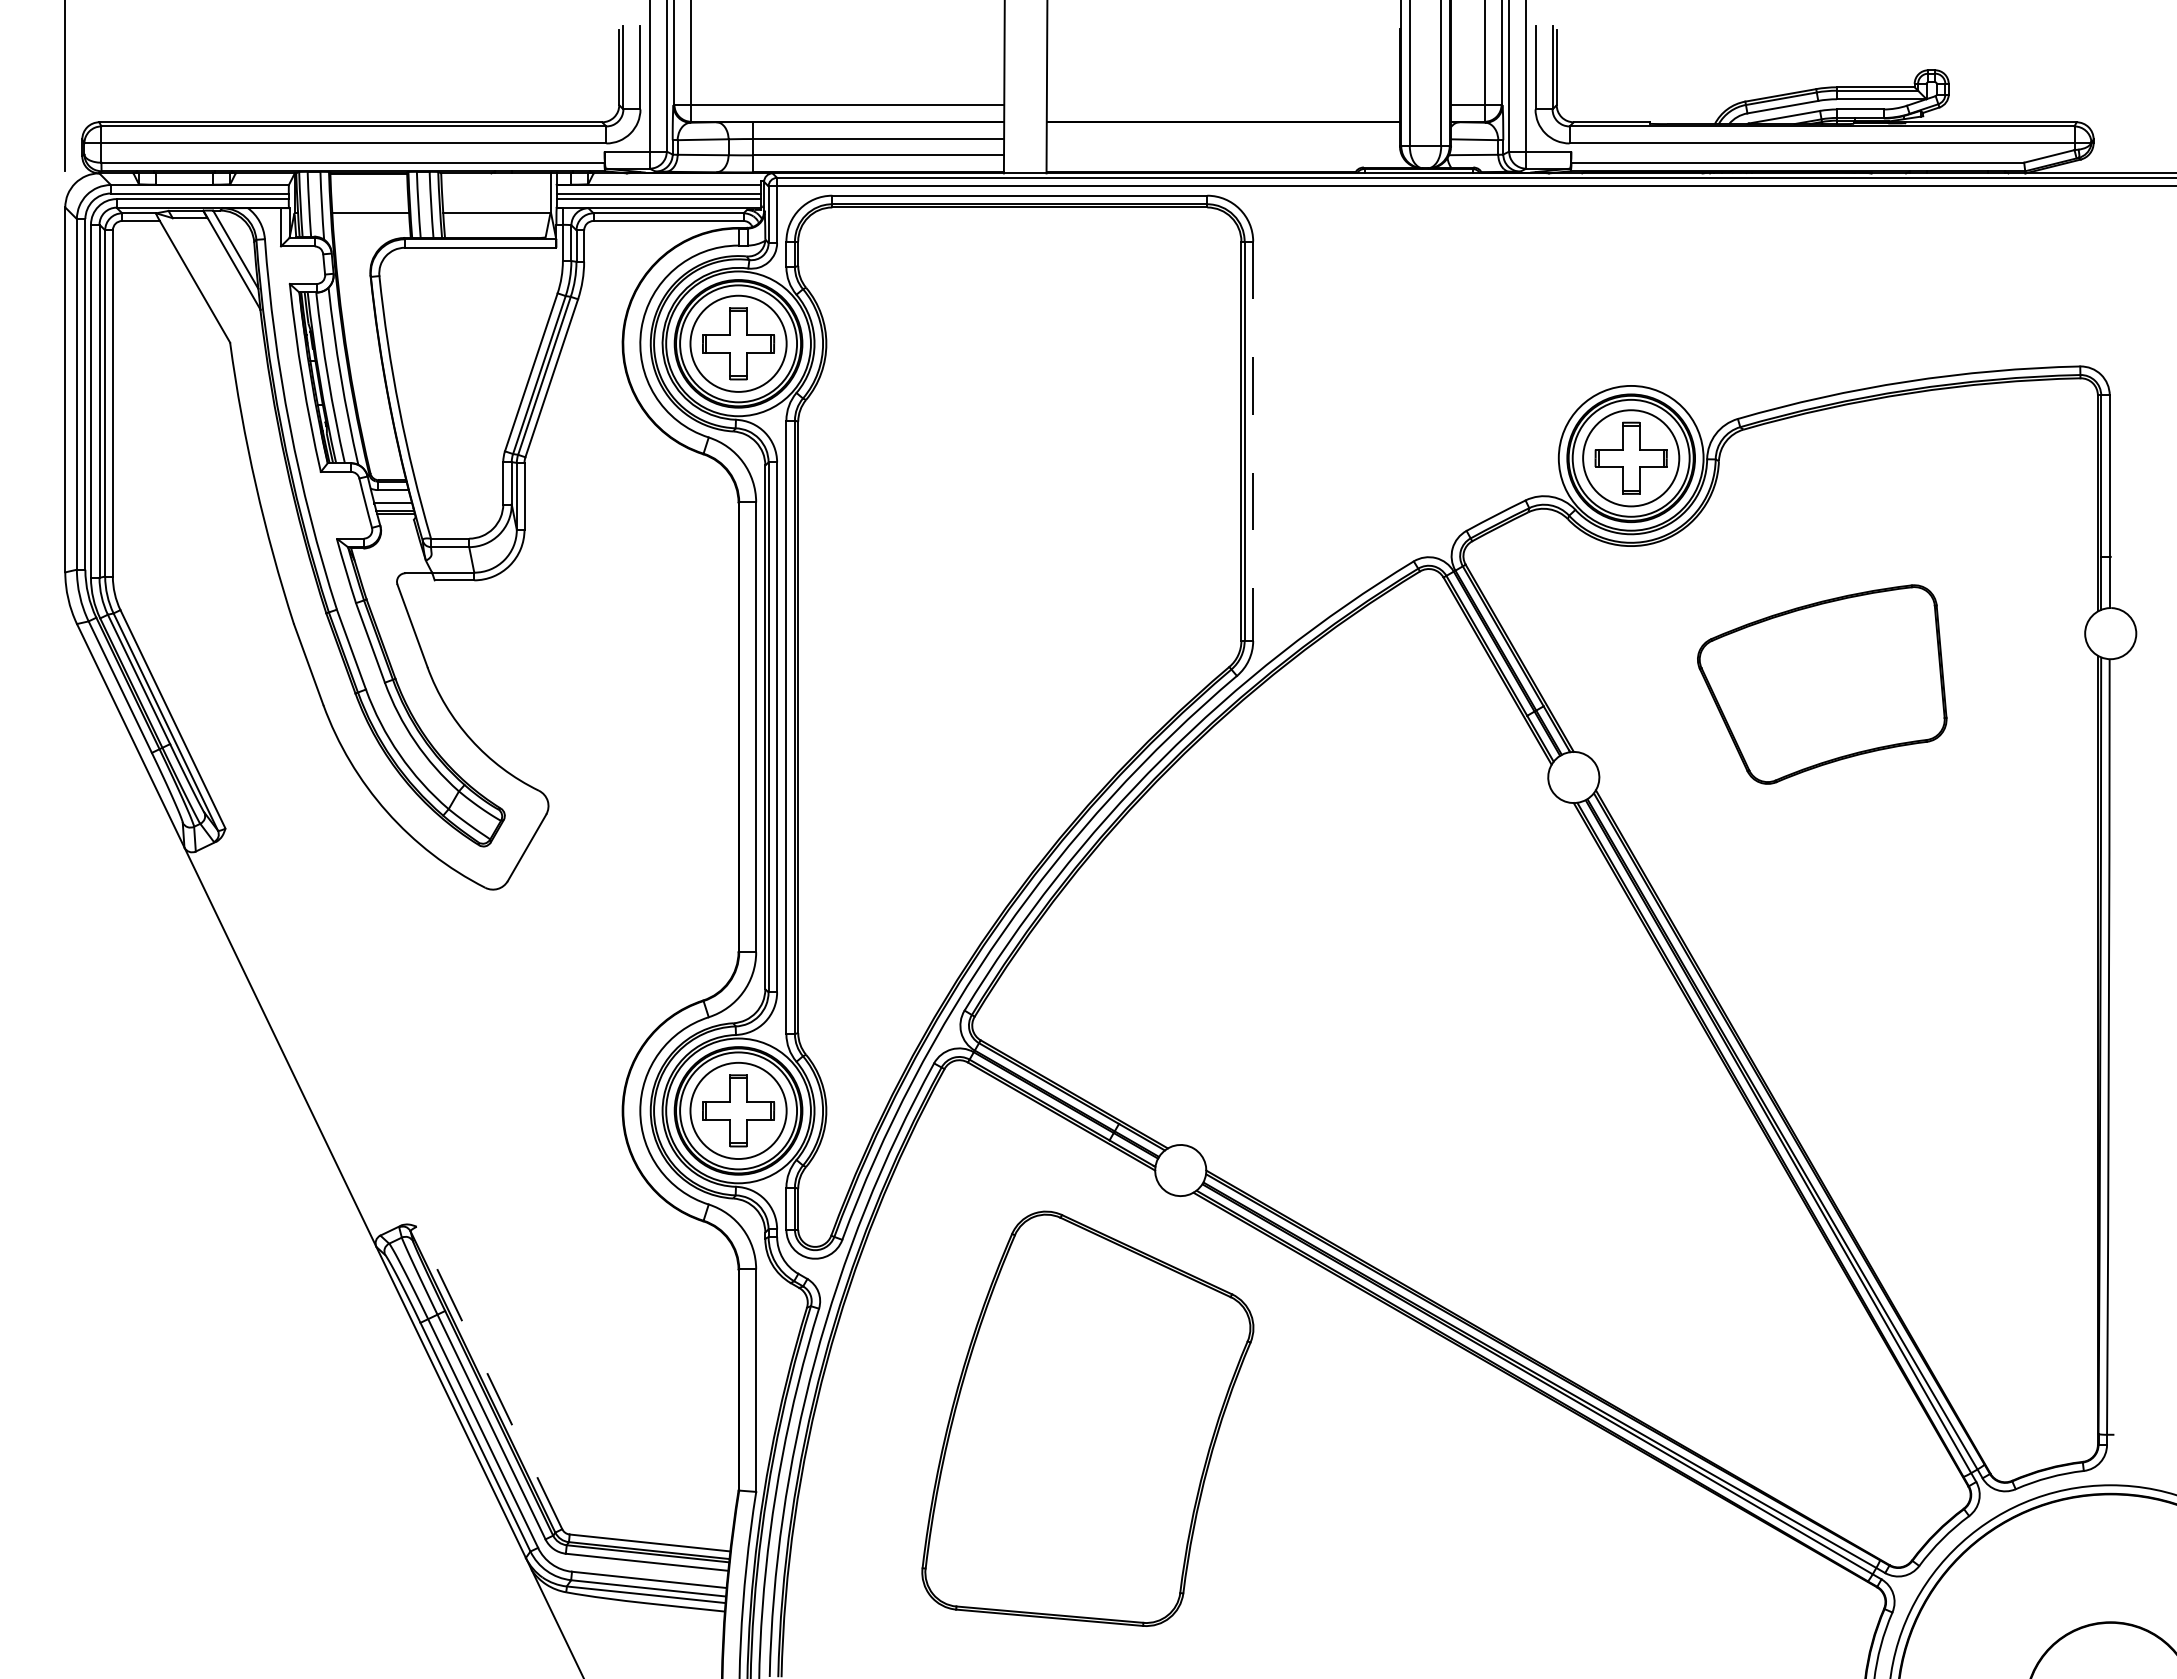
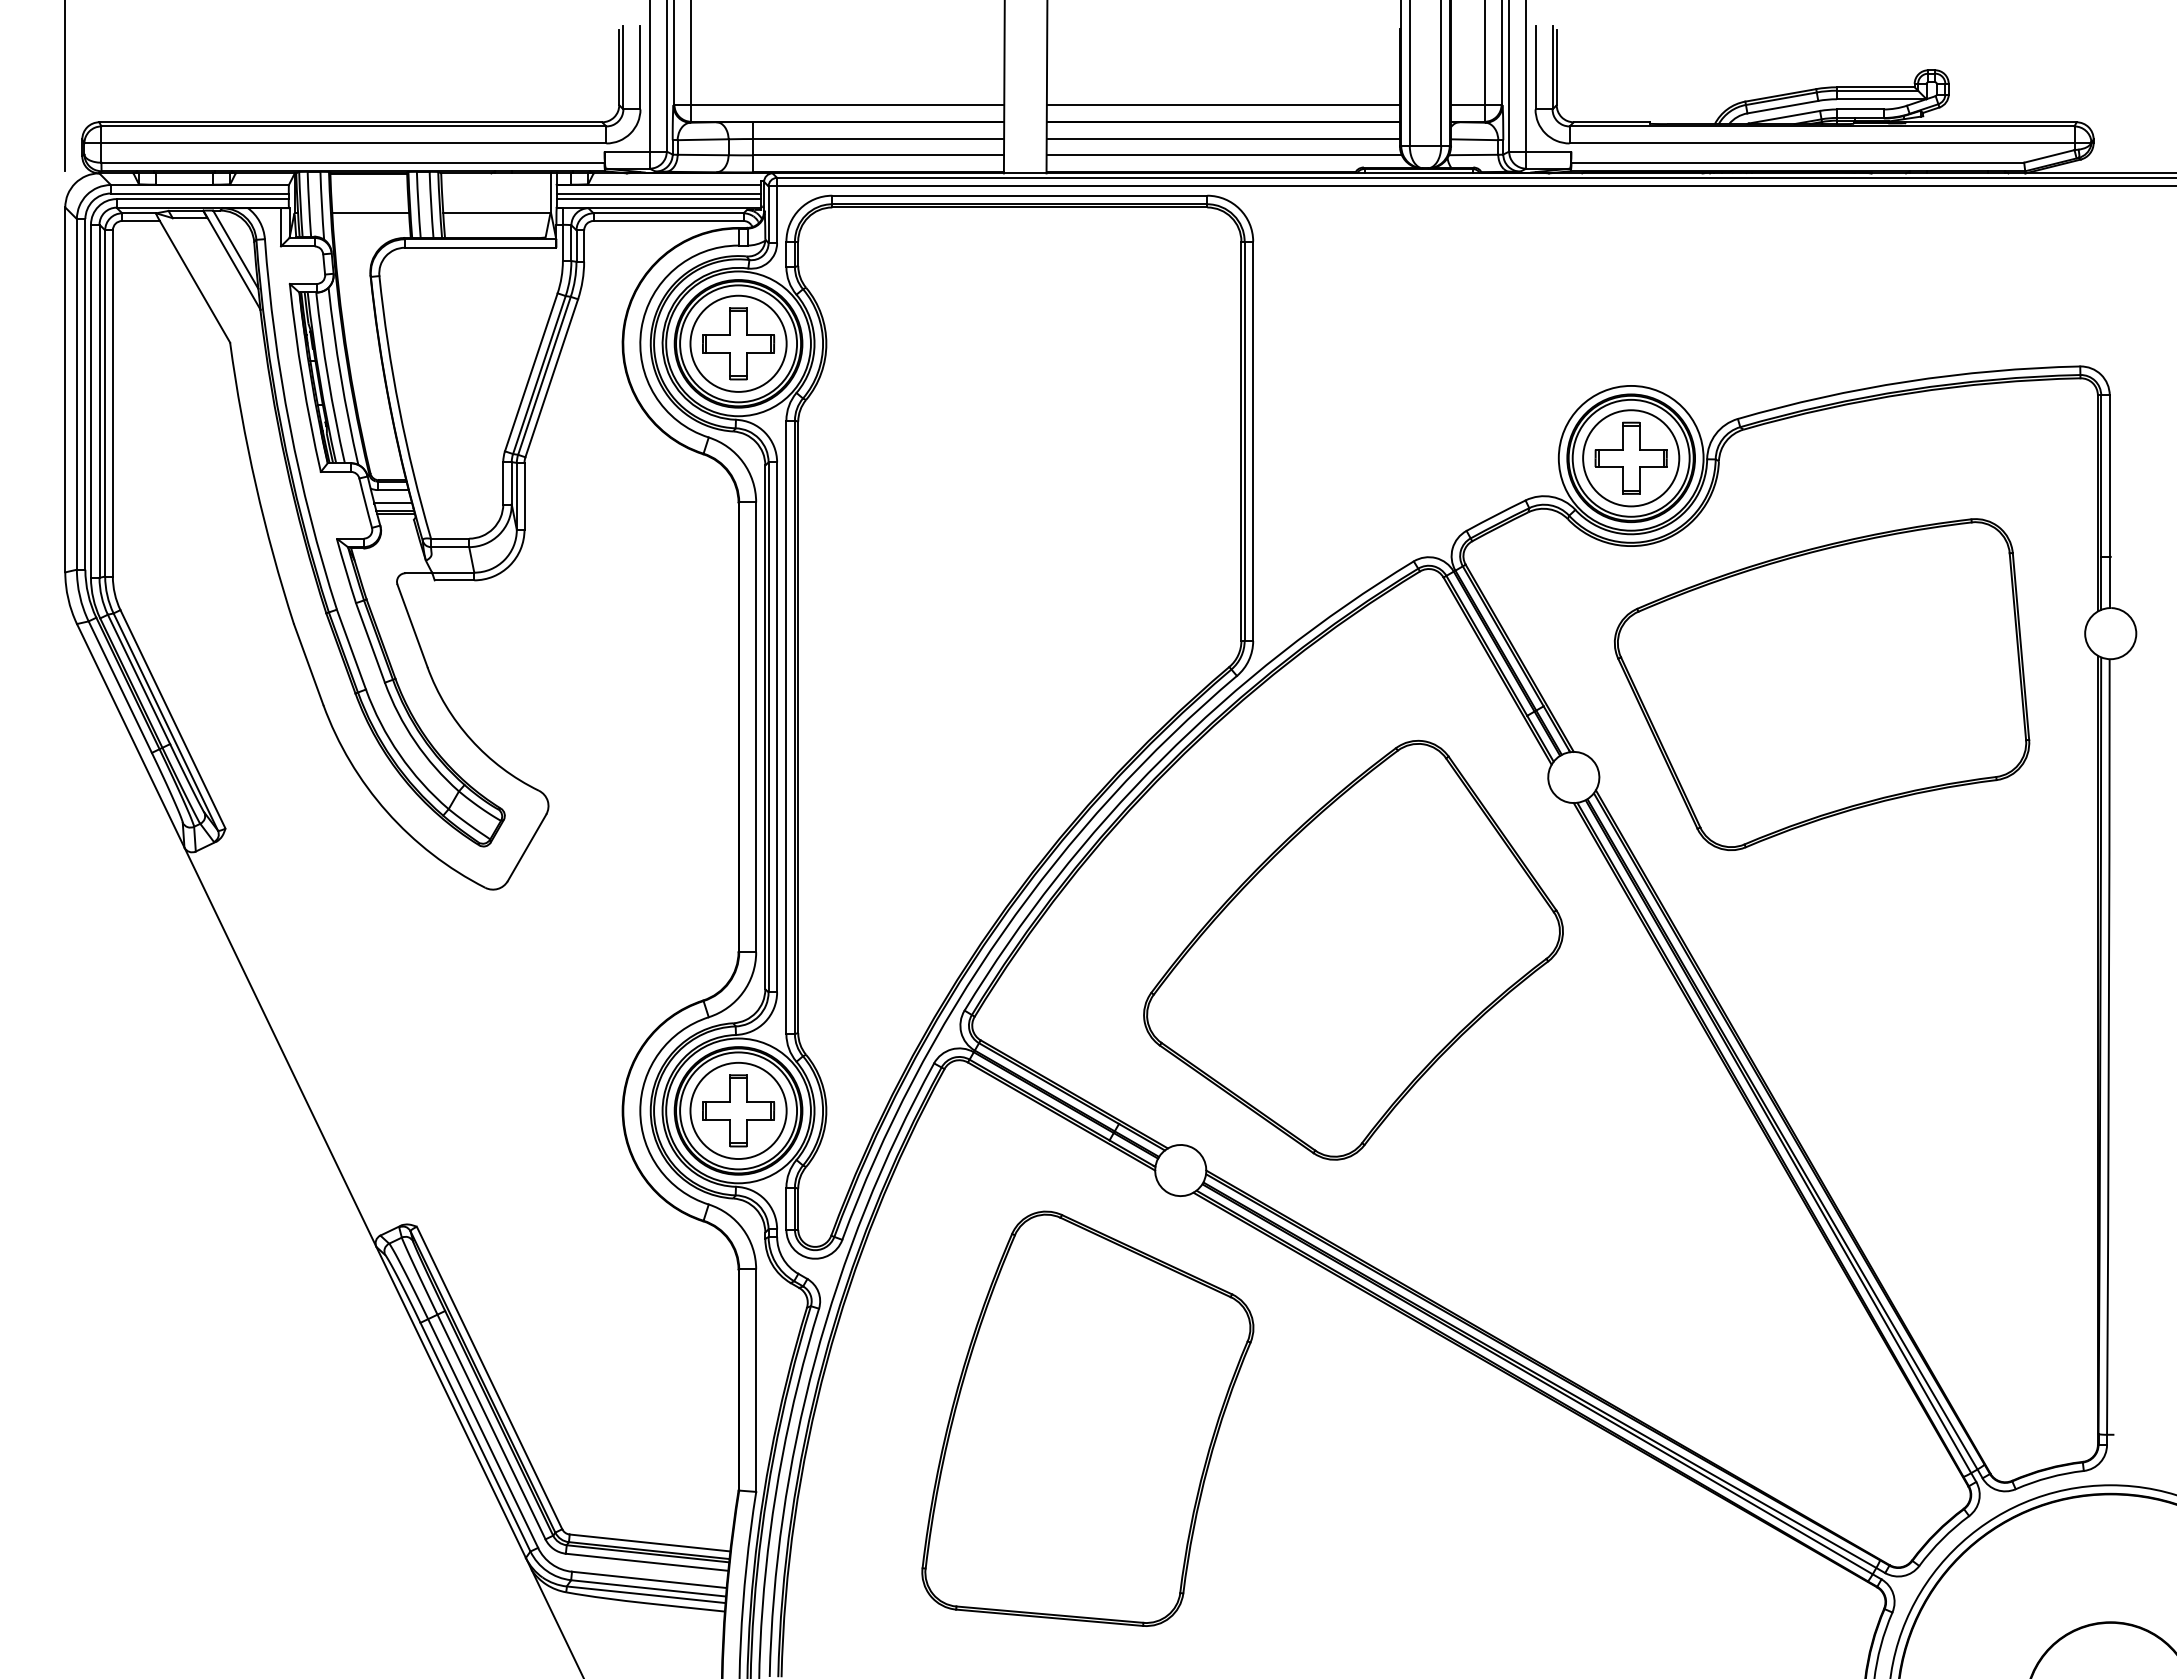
line: none -> present (1222, 104)
line: none -> present (1222, 139)
line: none -> present (1223, 155)
line: dashed -> solid (1253, 441)
part size: 251x201 px -> 417x333 px (1822, 684)
part: none -> present (1353, 949)
line: dashed -> solid (489, 1378)
